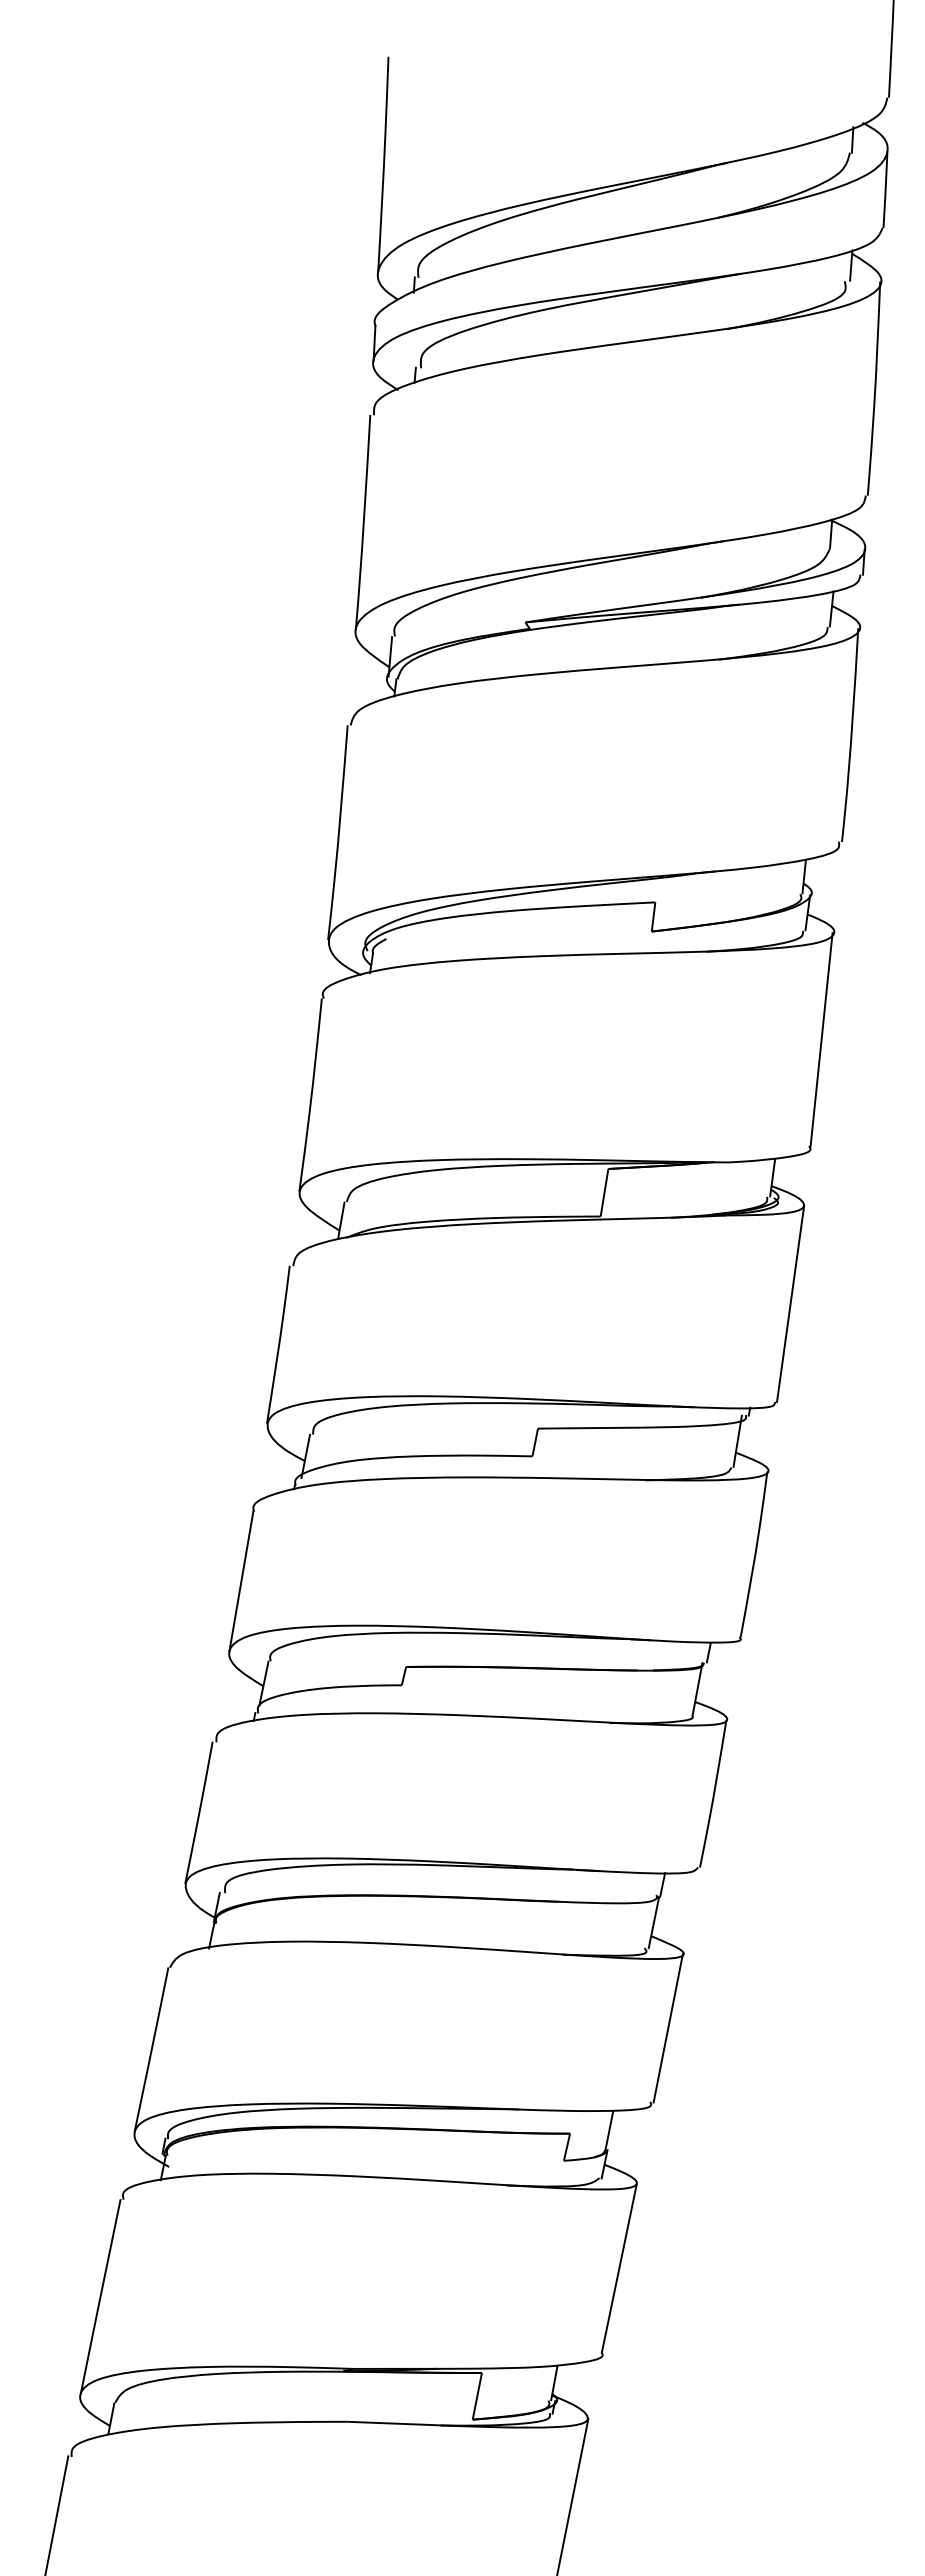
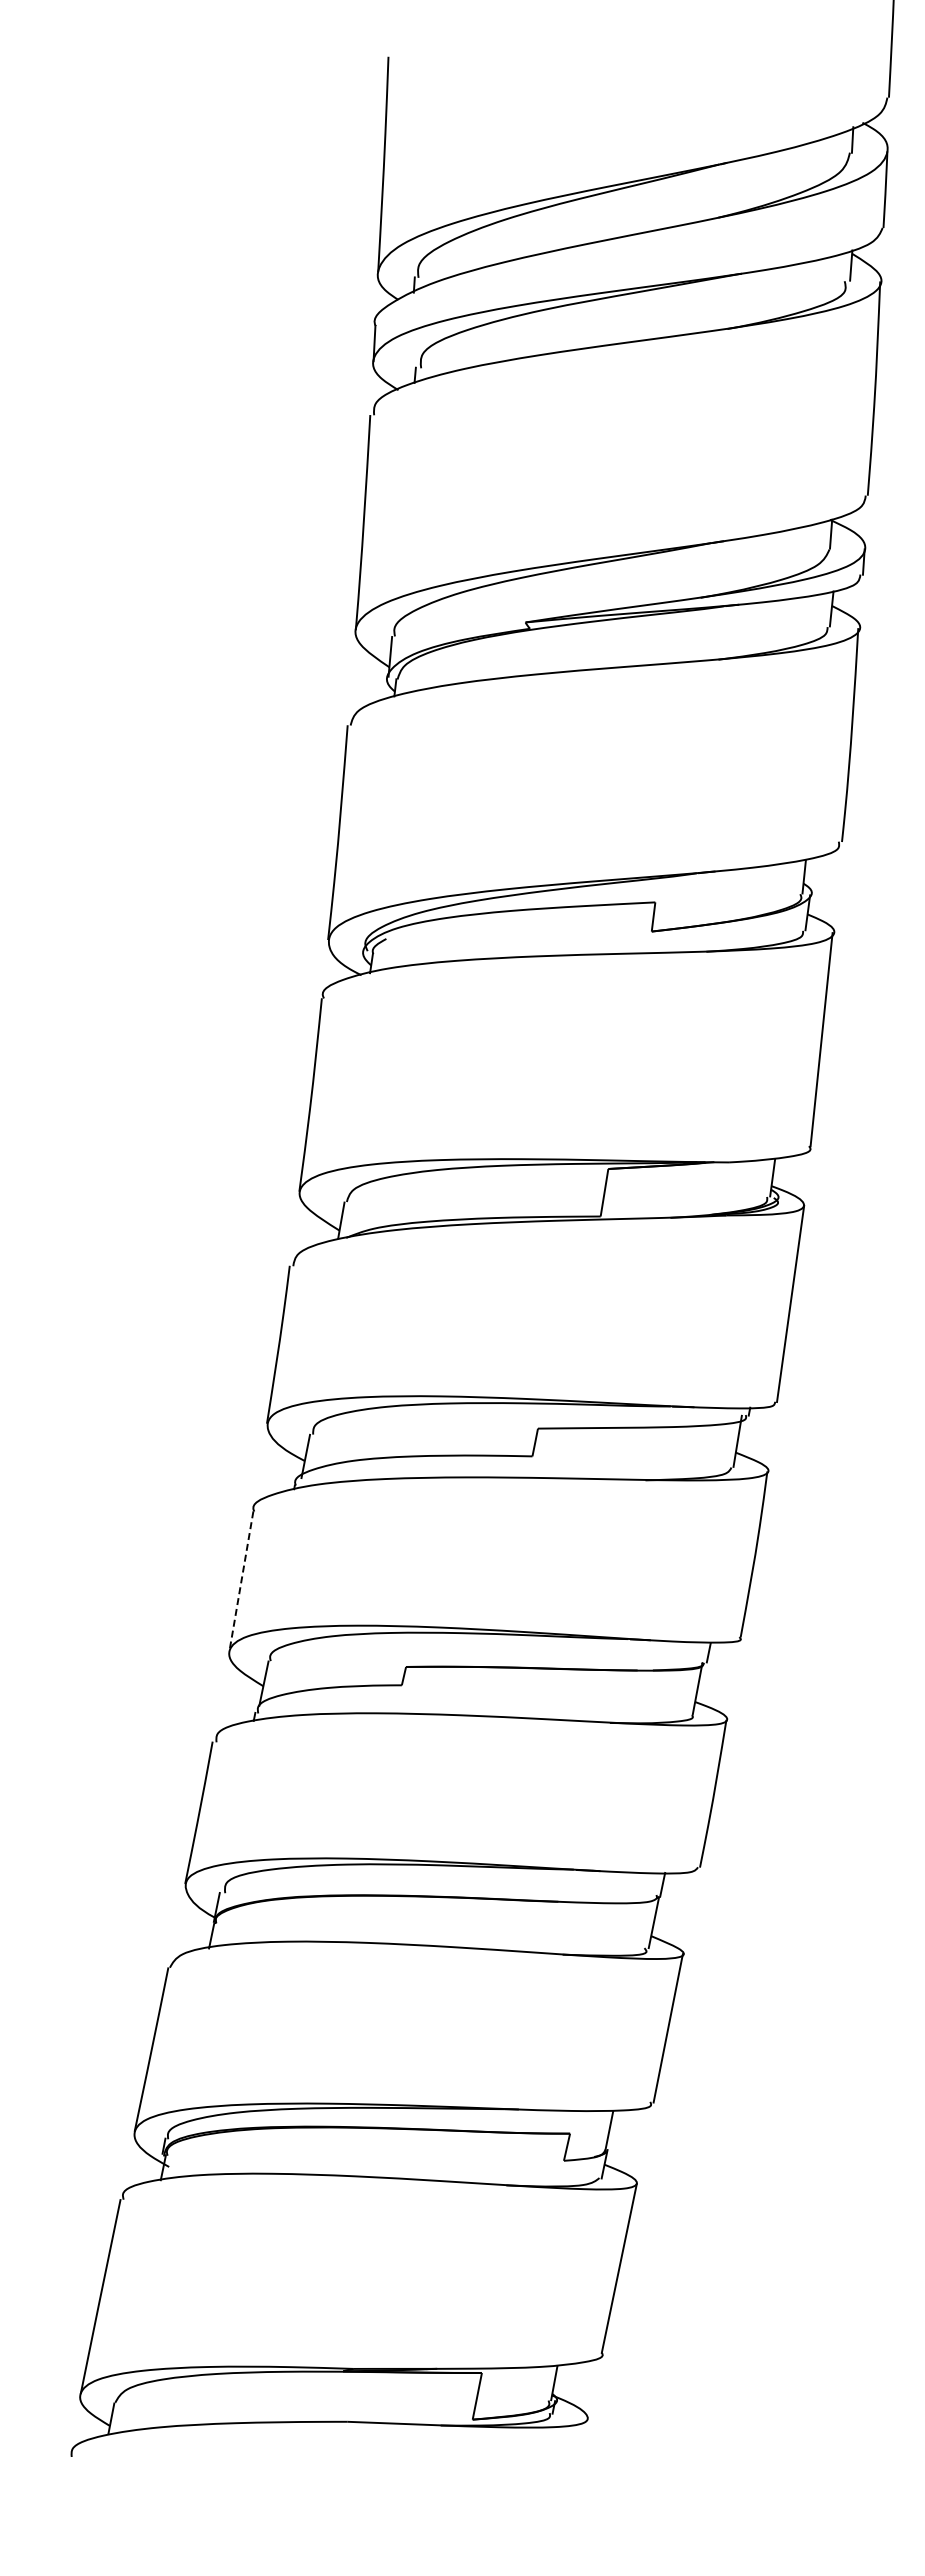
line: solid -> dashed (241, 1581)
line: present -> none (572, 2495)
line: present -> none (56, 2514)
